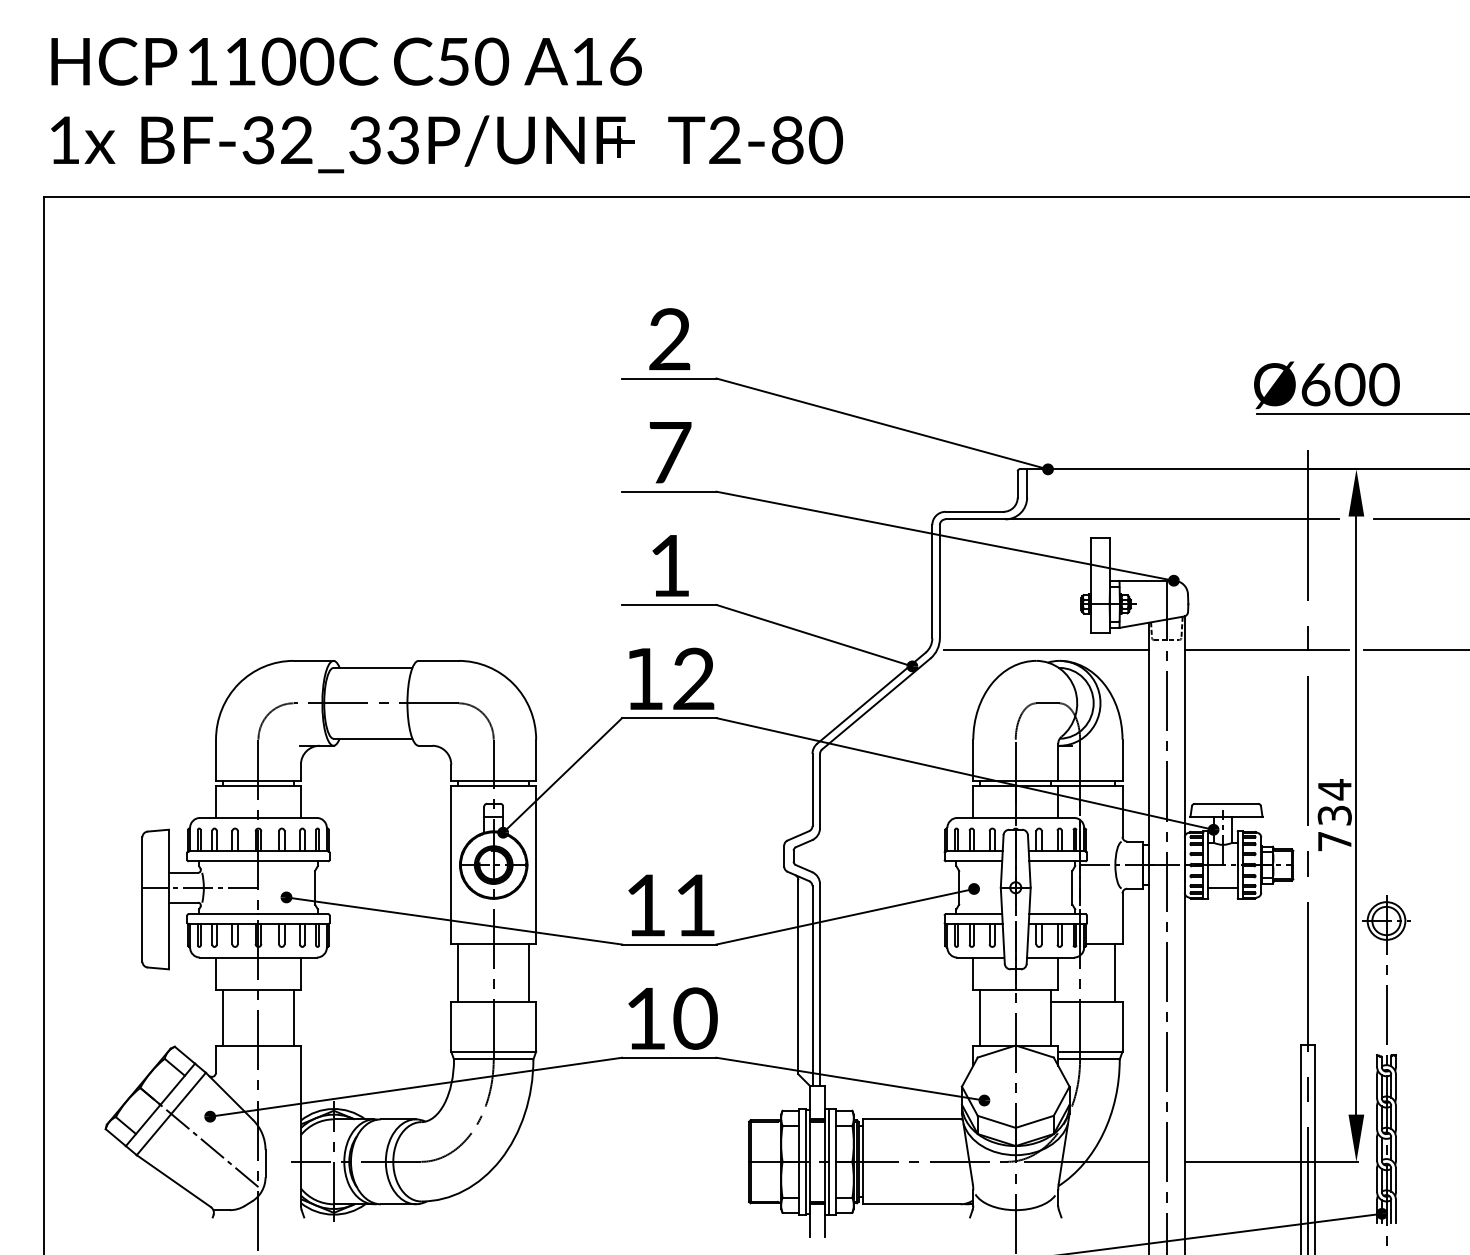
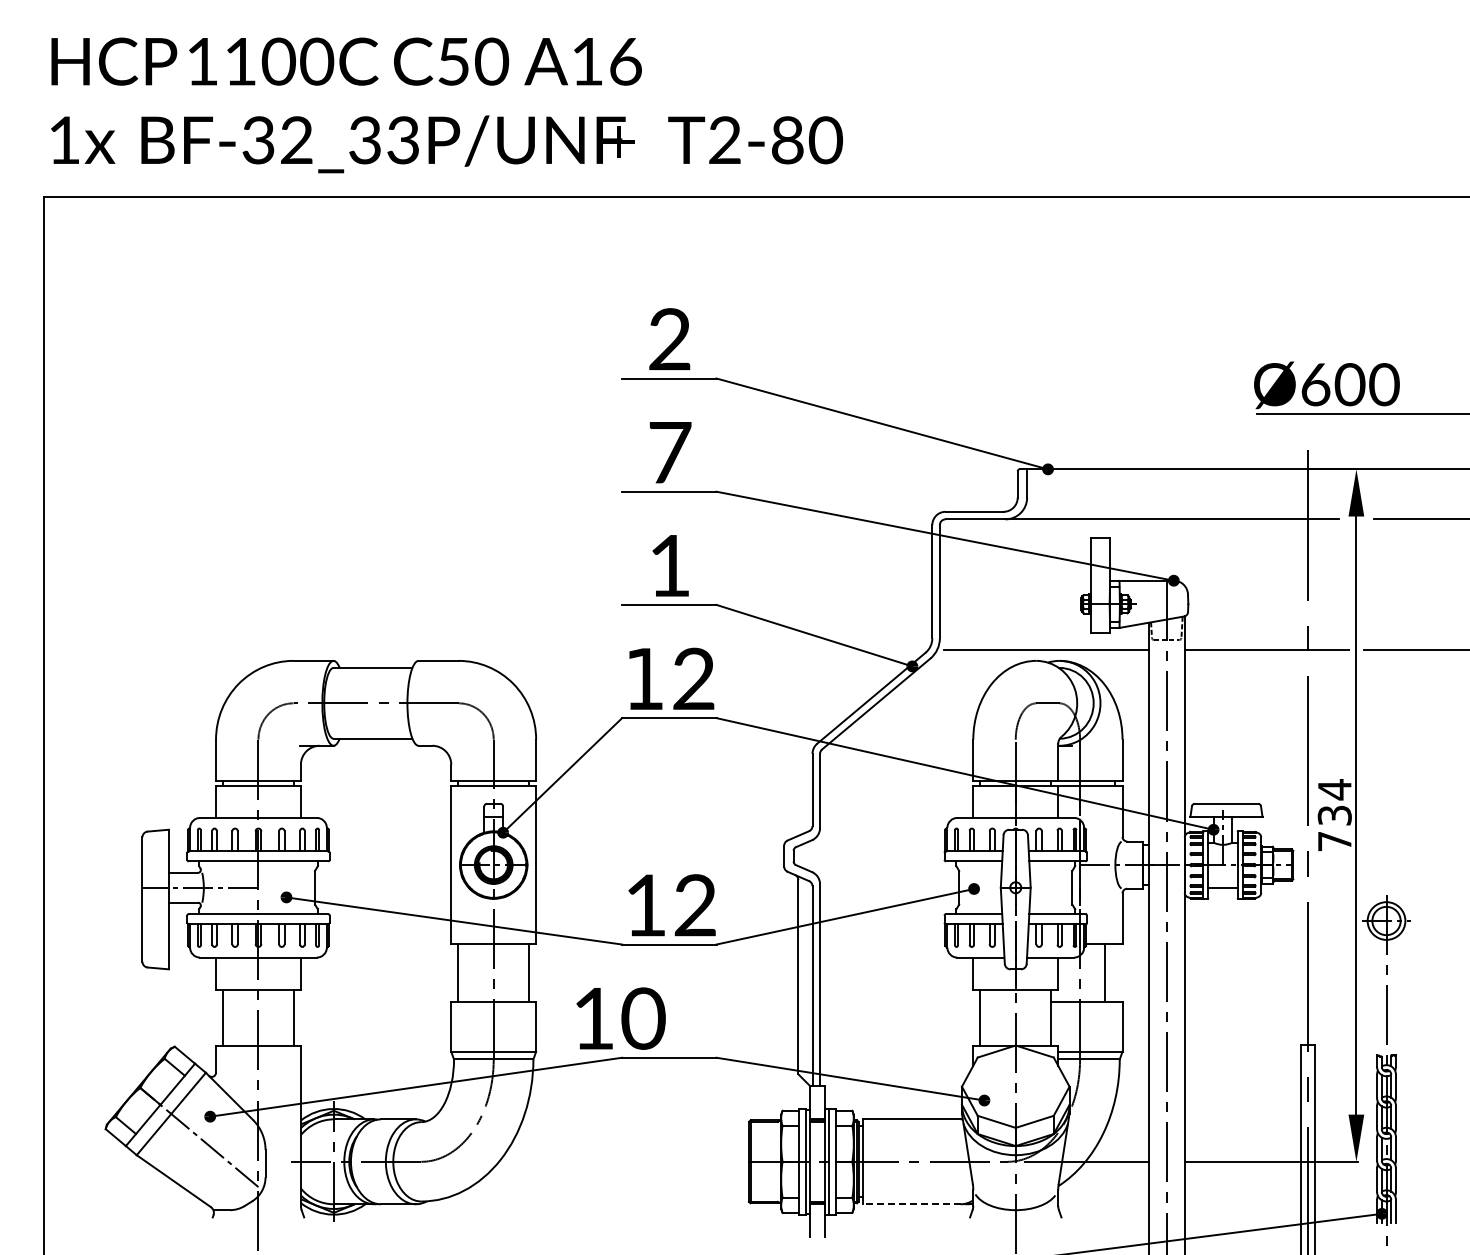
text: 11 -> 12 (694, 905)
line position: (1115, 973) -> (1105, 973) (1105, 973)
text position: (672, 1018) -> (620, 1018) (620, 1018)
line: solid -> dashed (911, 1204)
